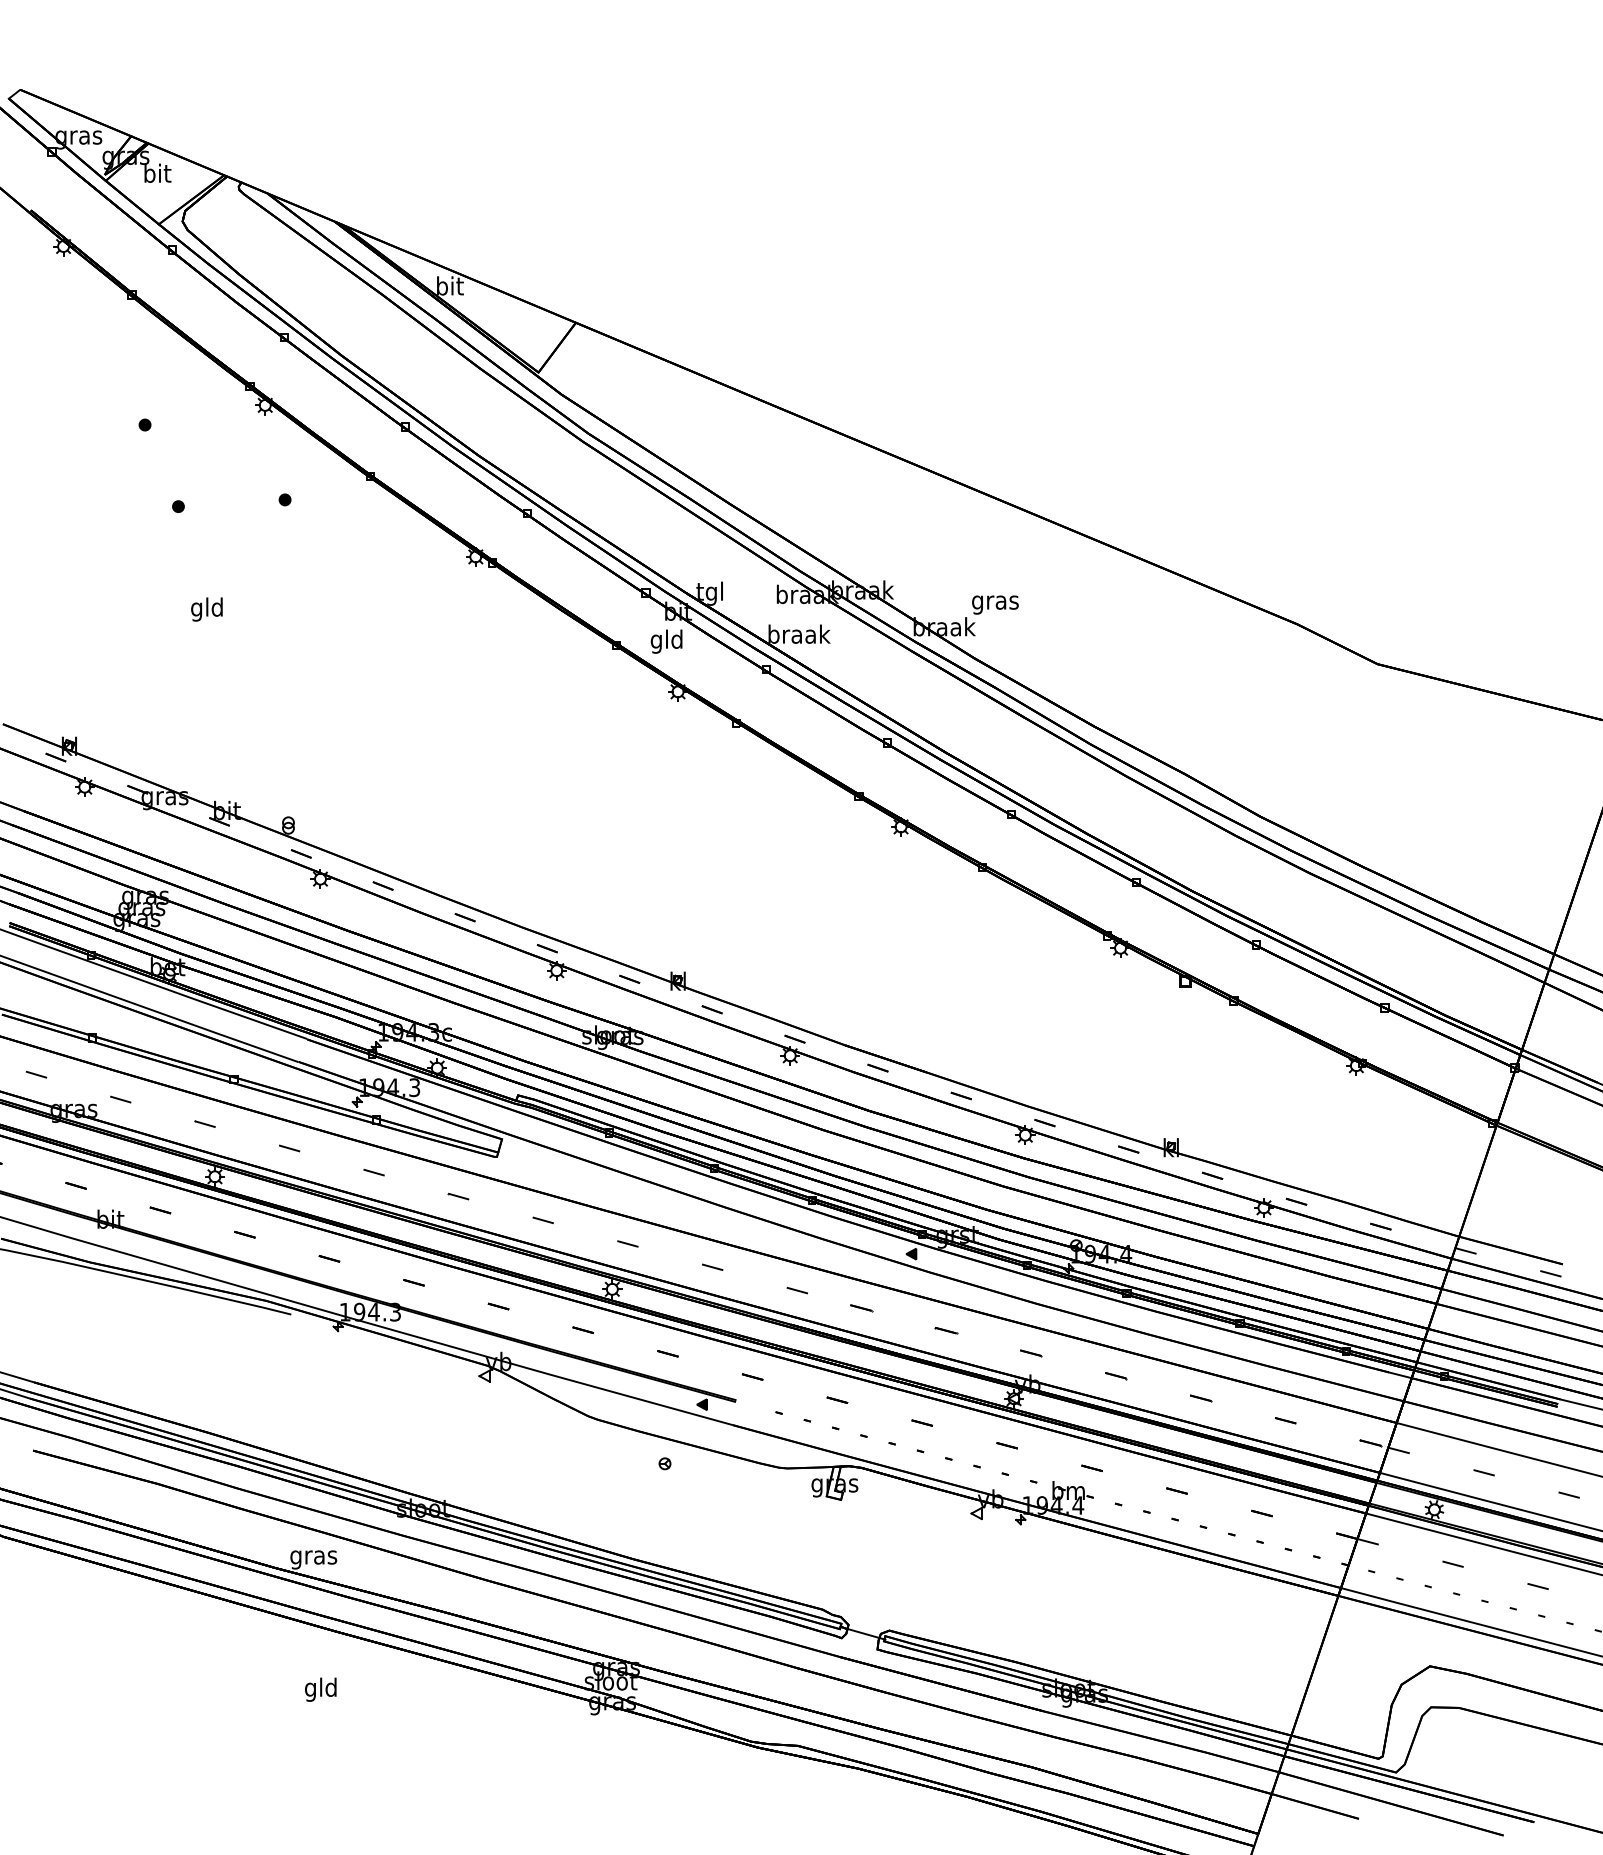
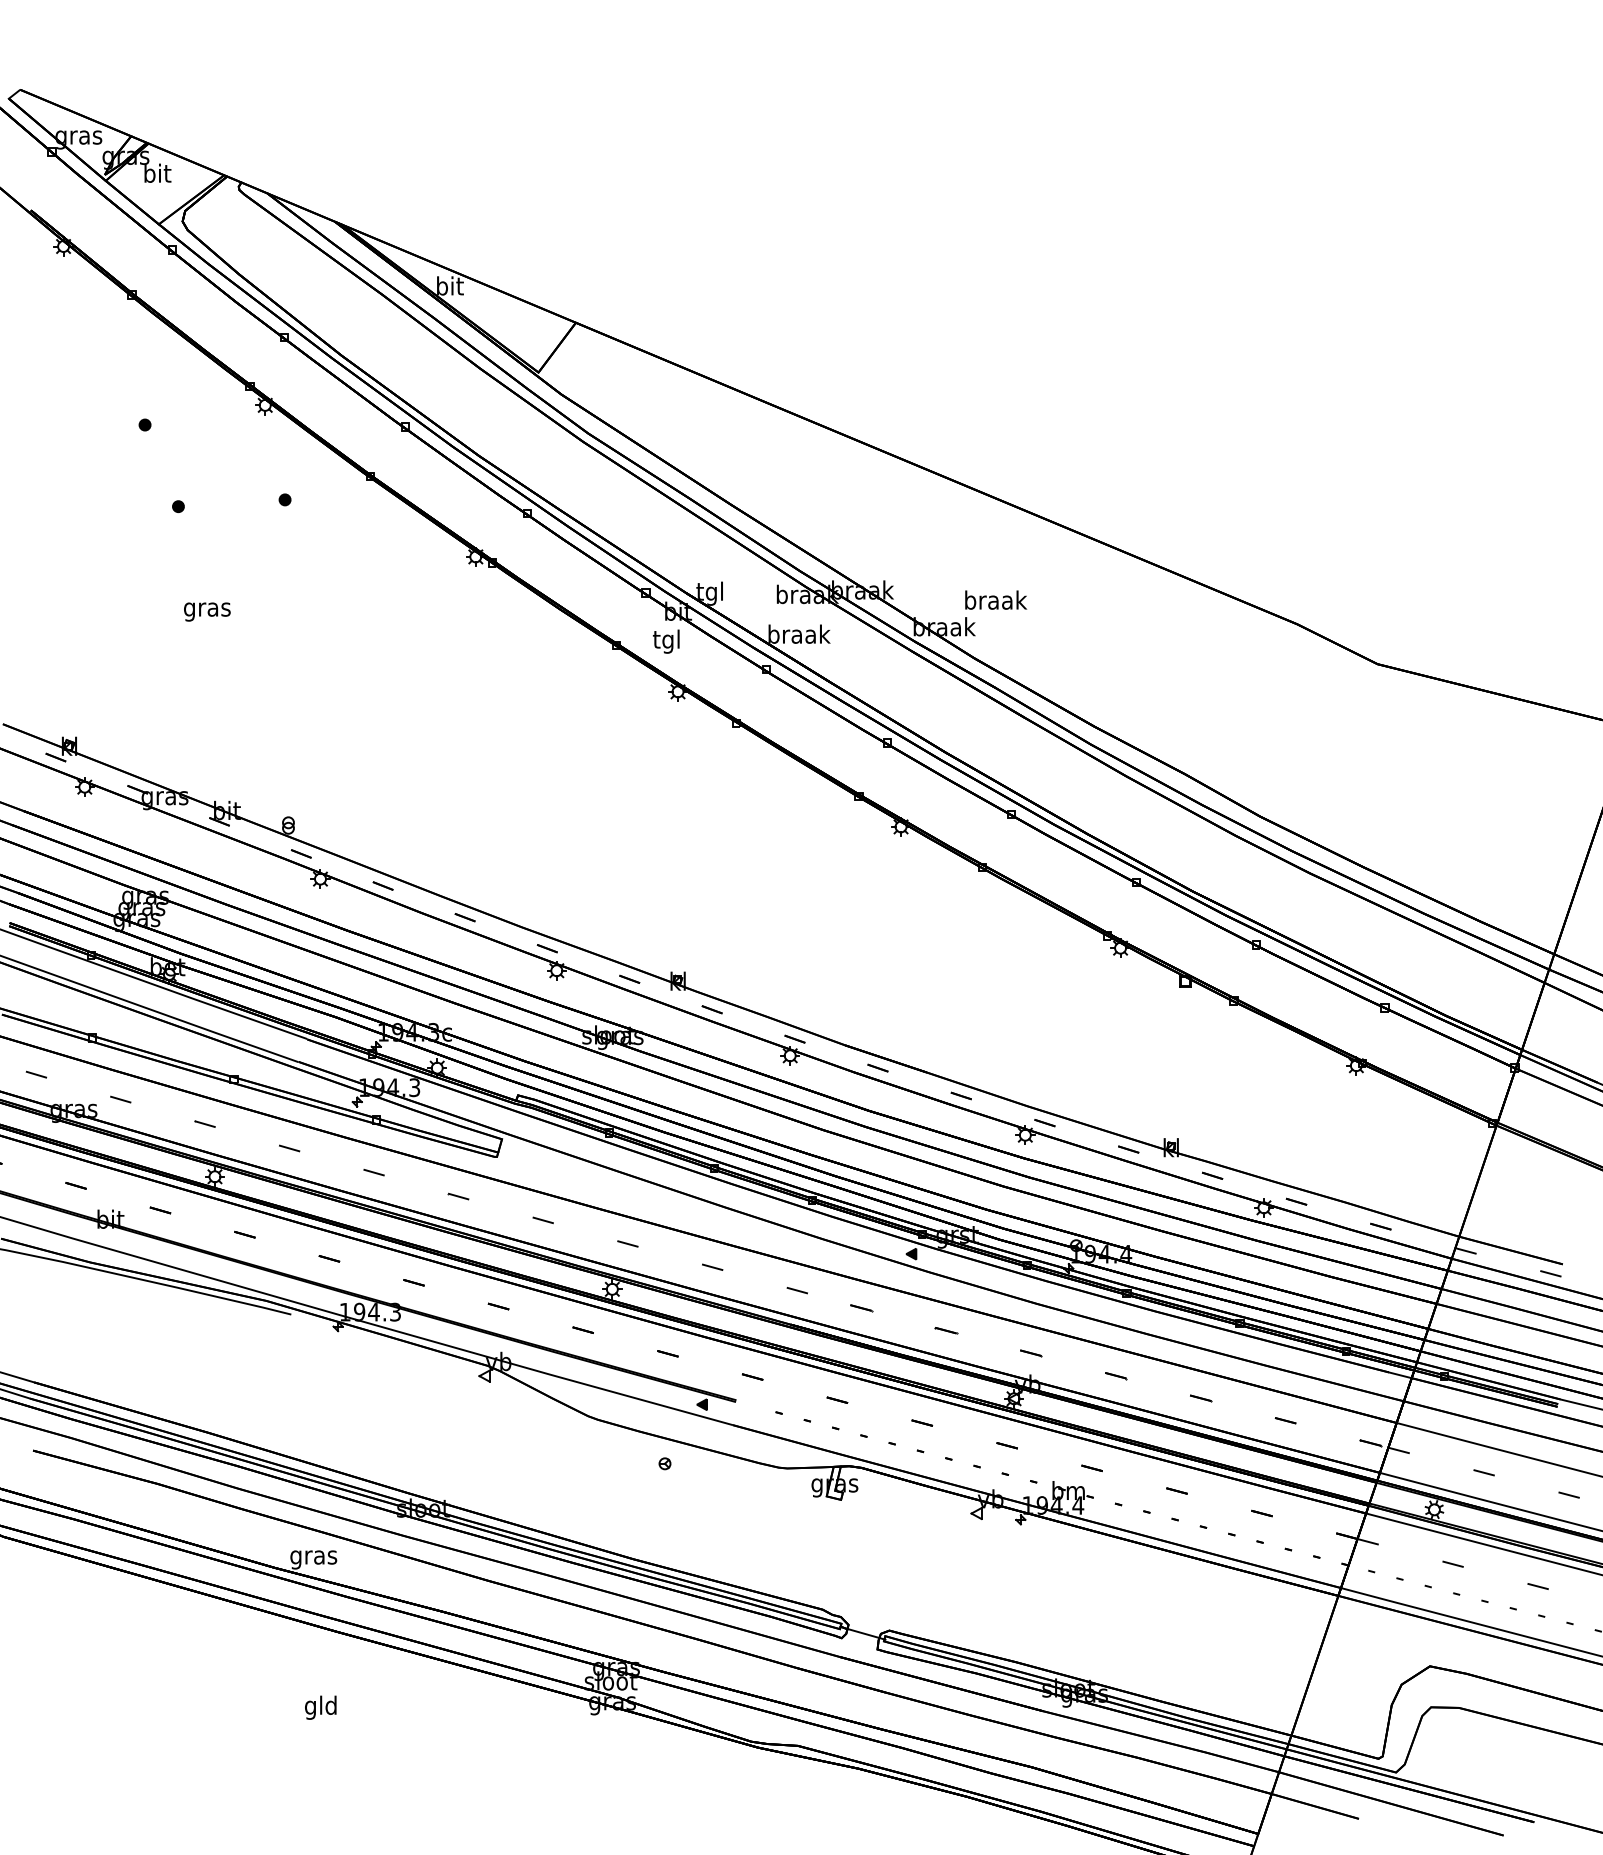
text: gras -> braak (996, 602)
text: gld -> gras (207, 609)
text: gld -> tgl (666, 641)
text position: (320, 1689) -> (320, 1707) (320, 1707)
